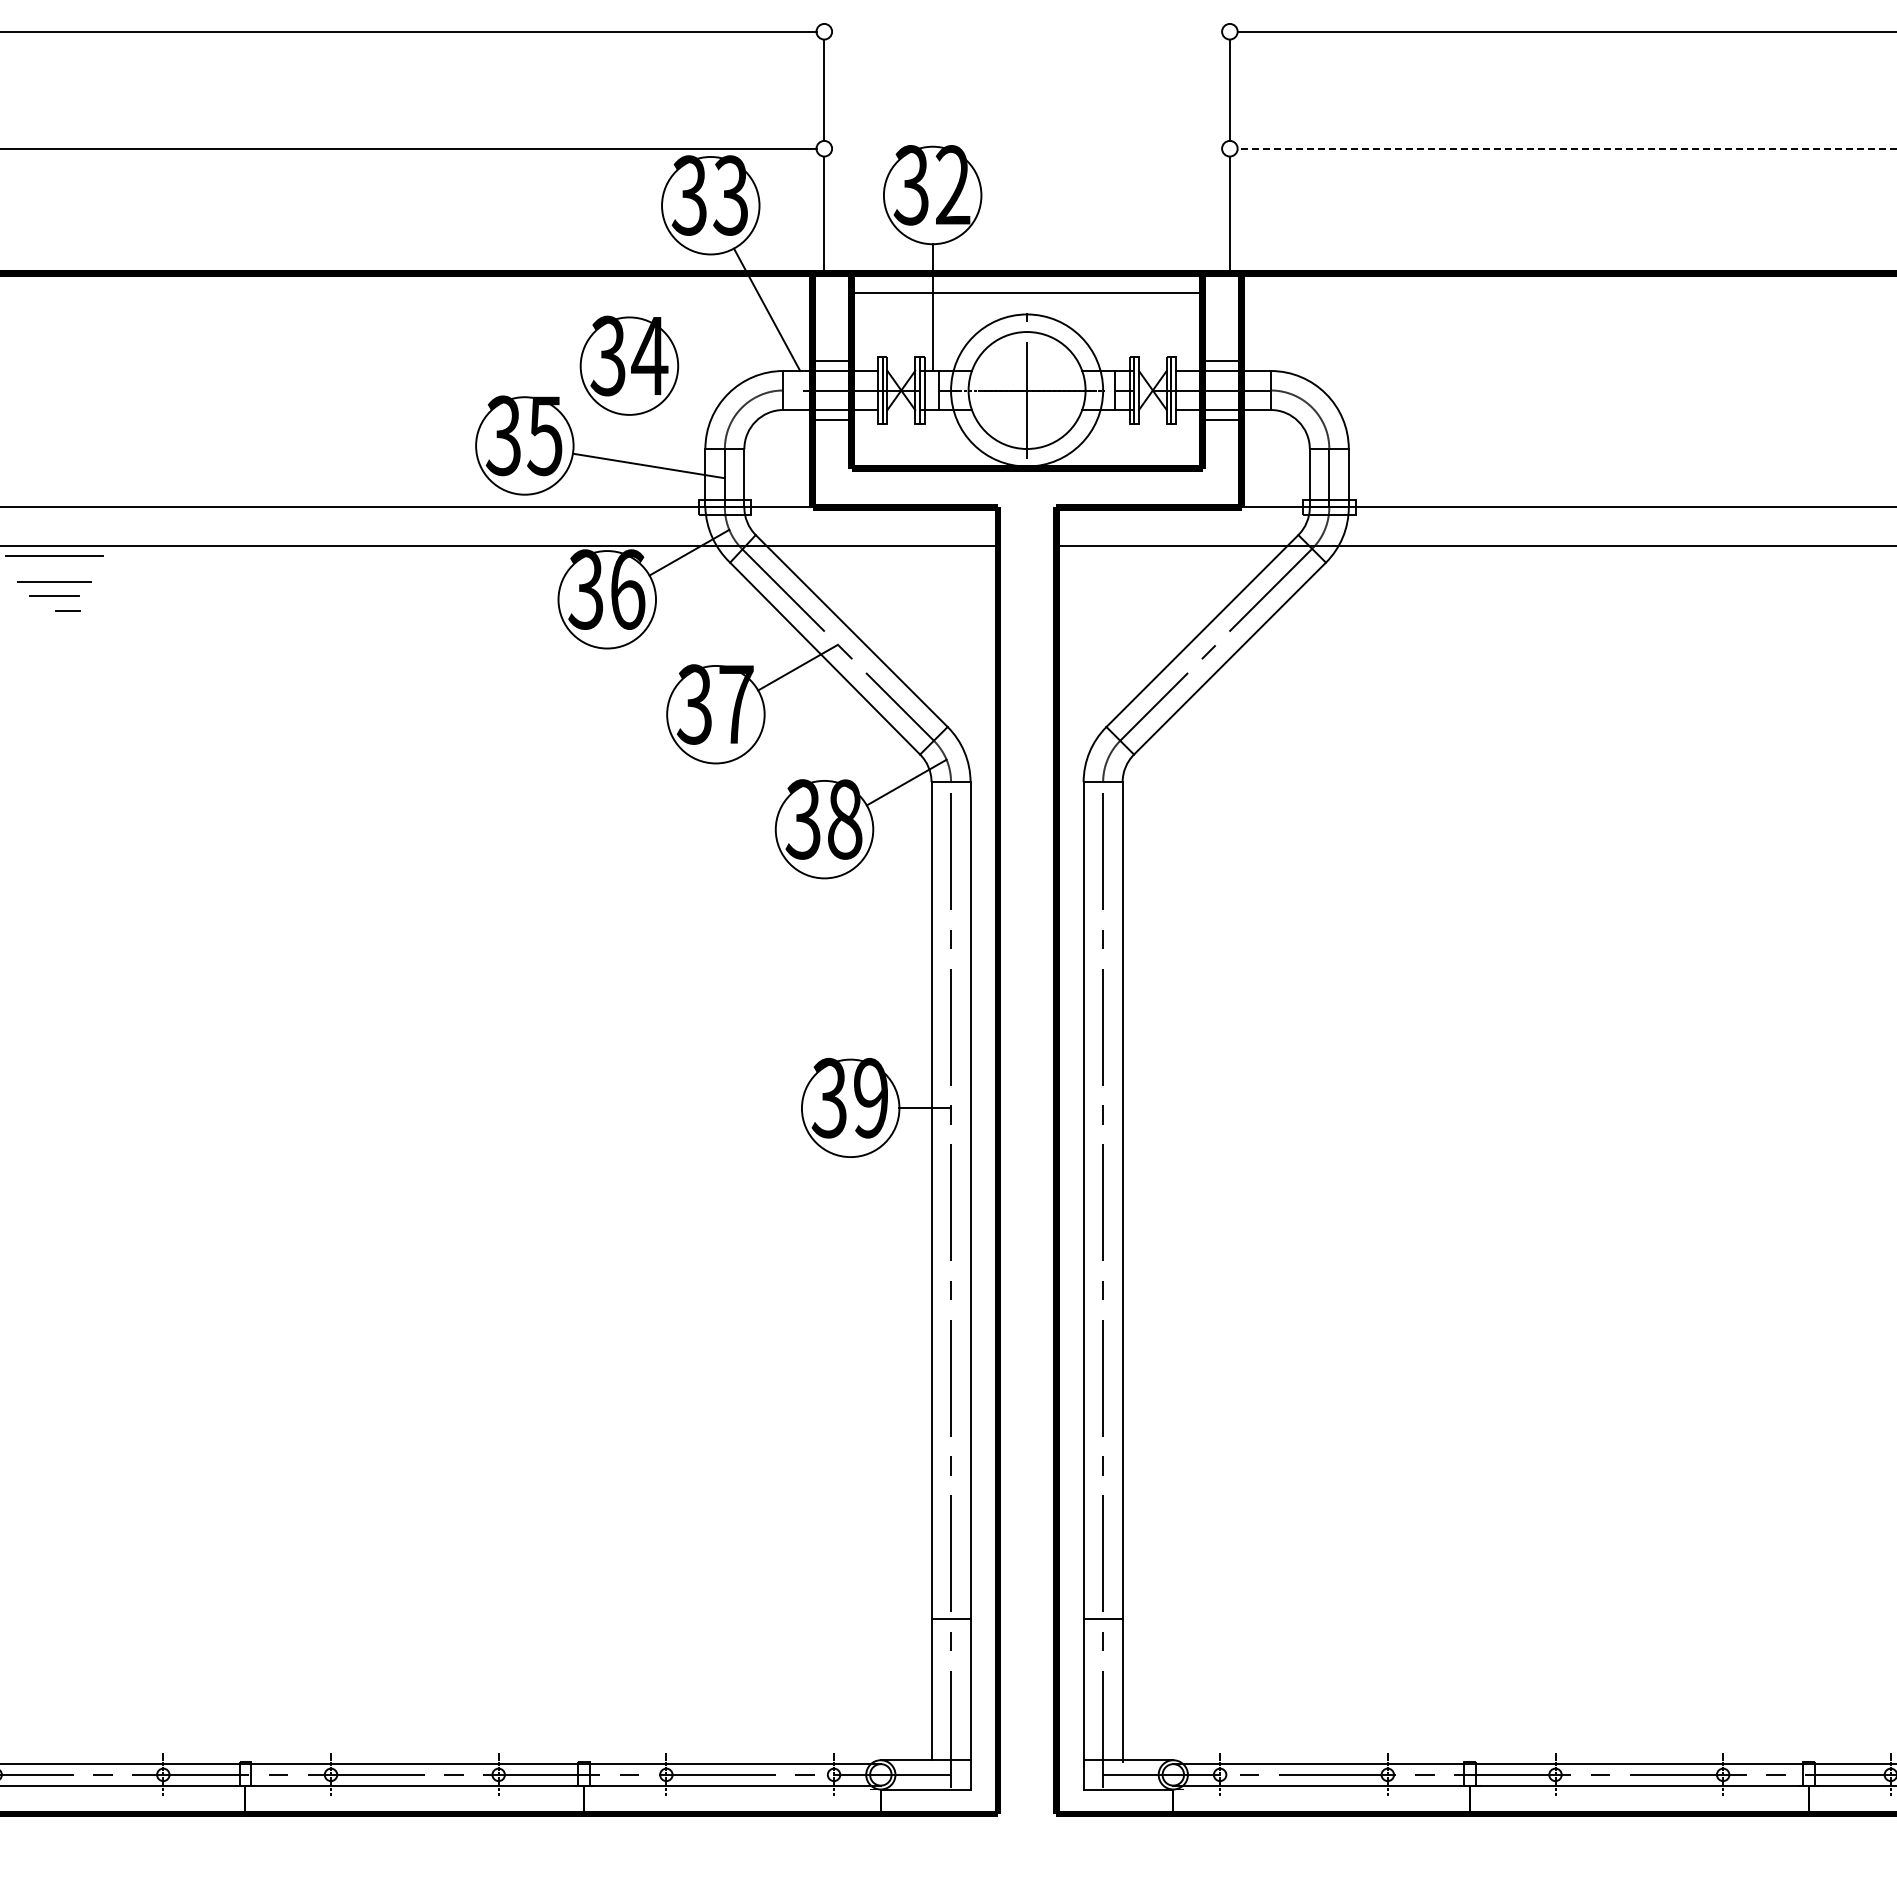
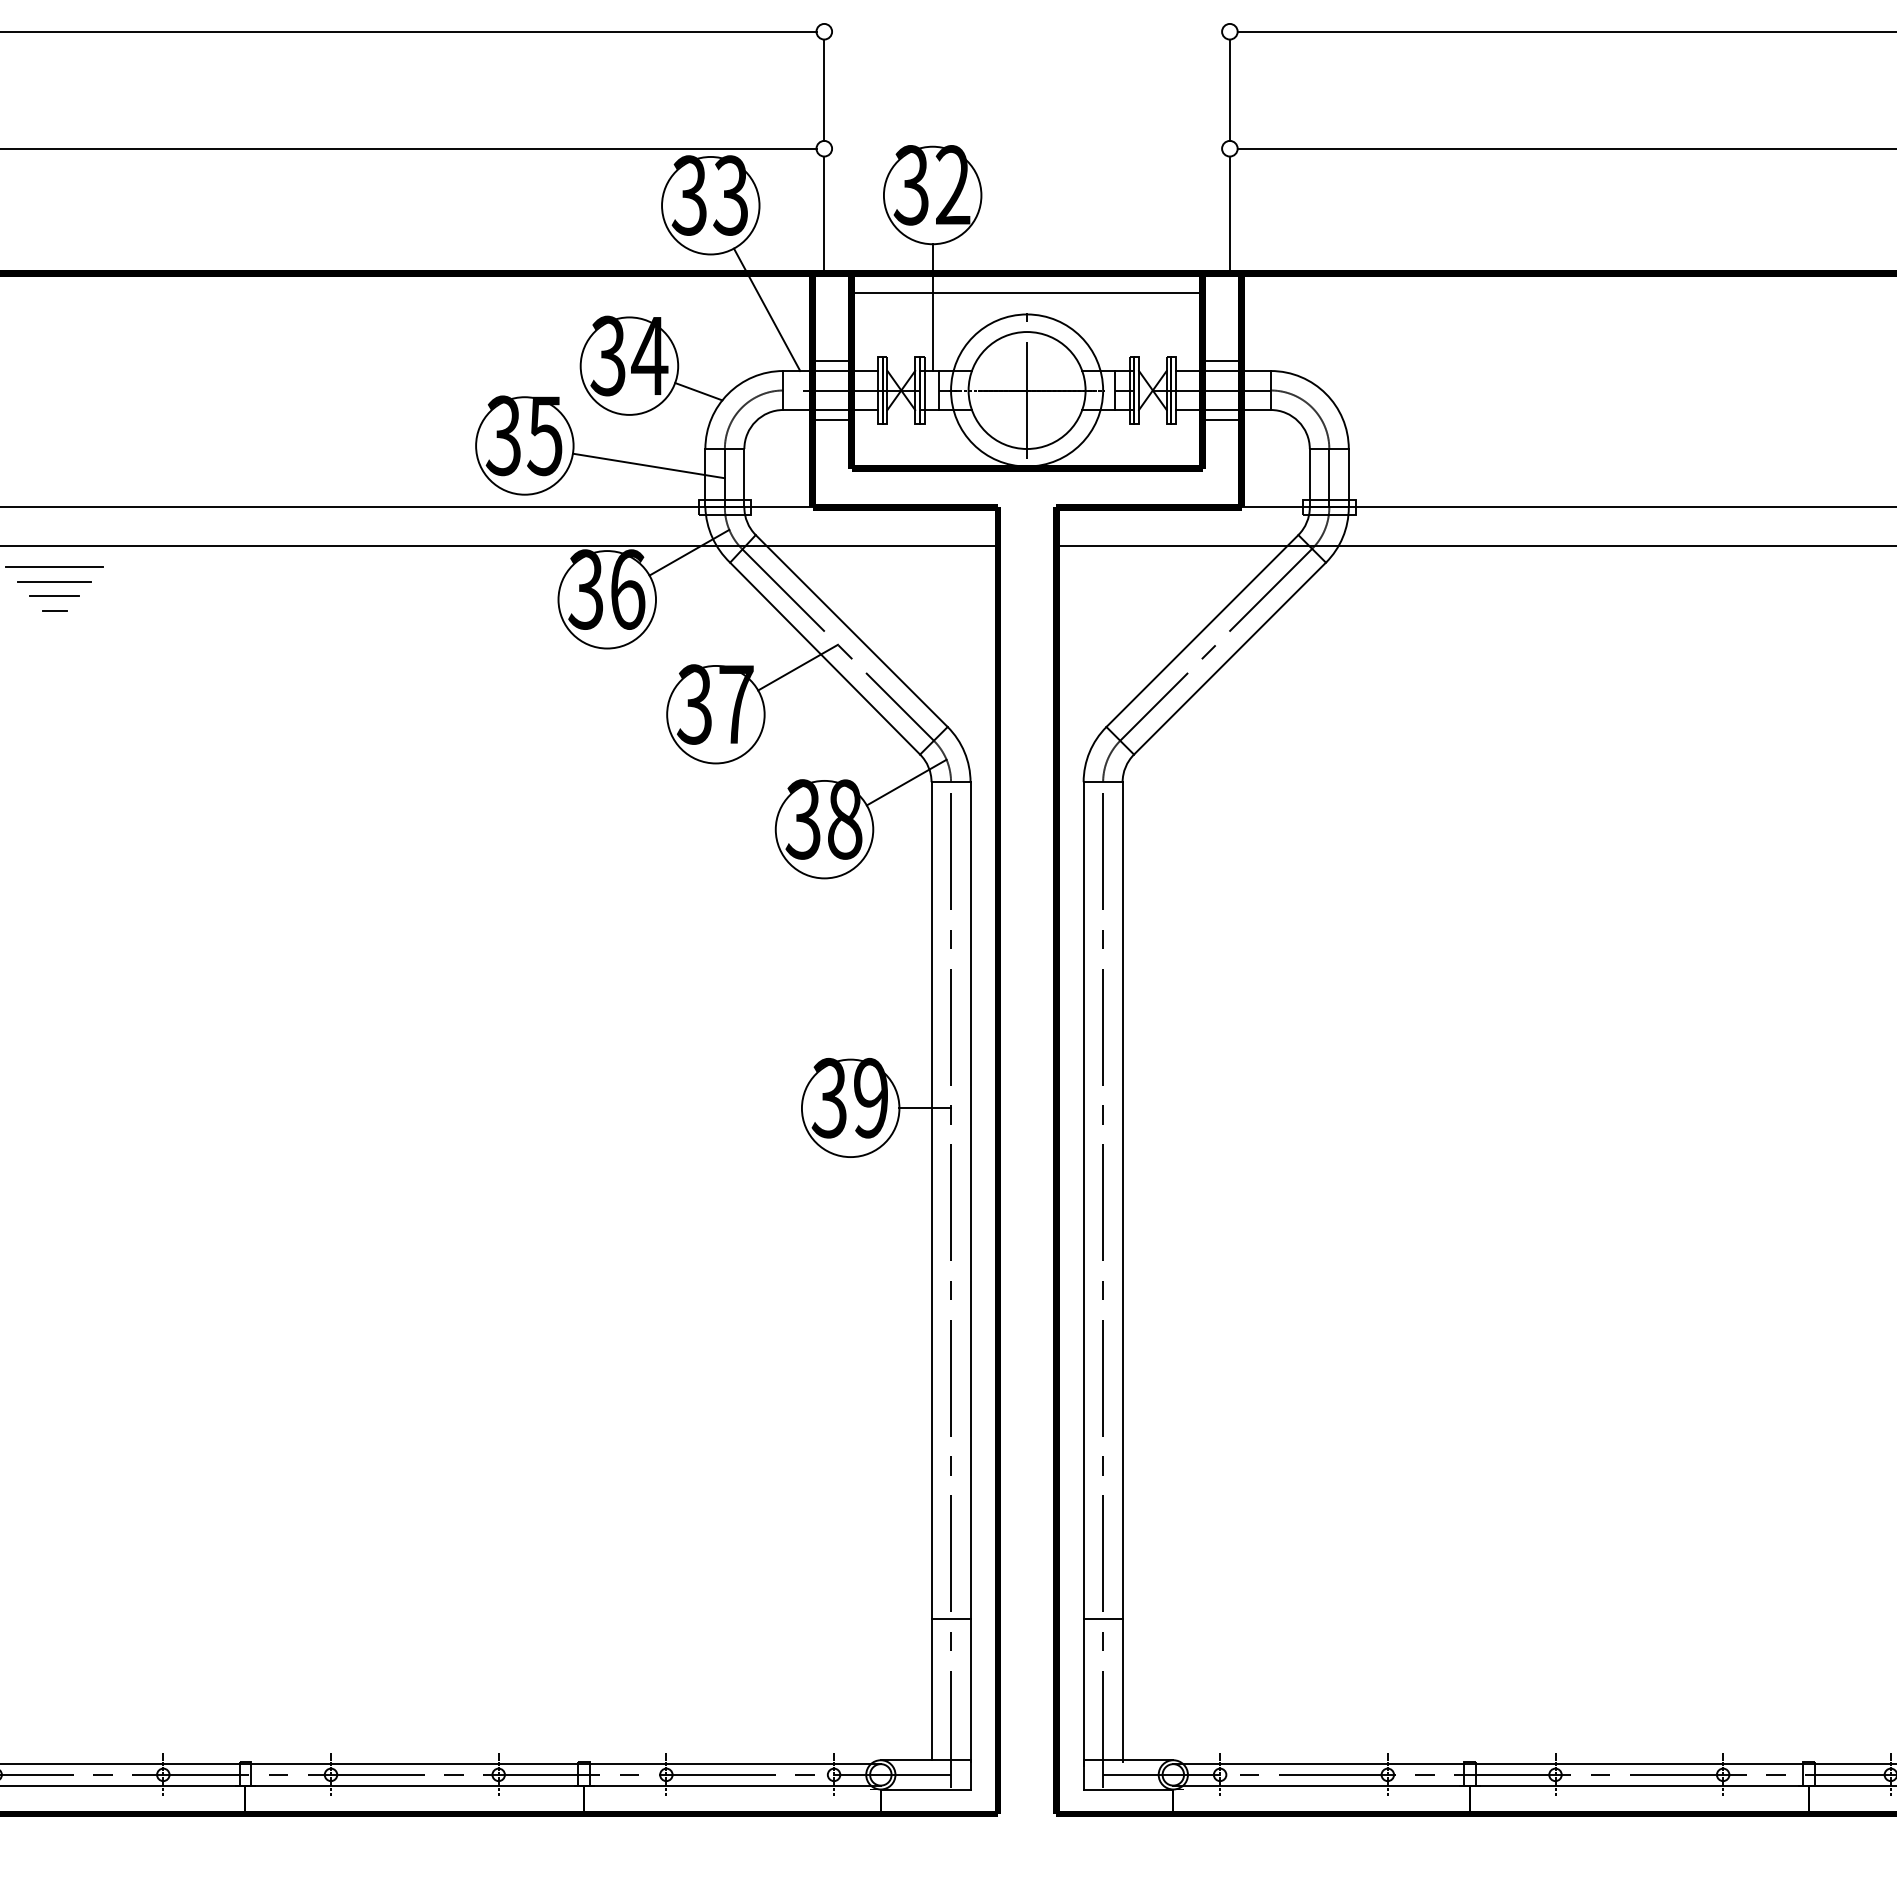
line: dashed -> solid (1566, 148)
line: none -> present (698, 391)
line position: (54, 555) -> (54, 566) (54, 566)
line position: (67, 610) -> (54, 610) (54, 610)
